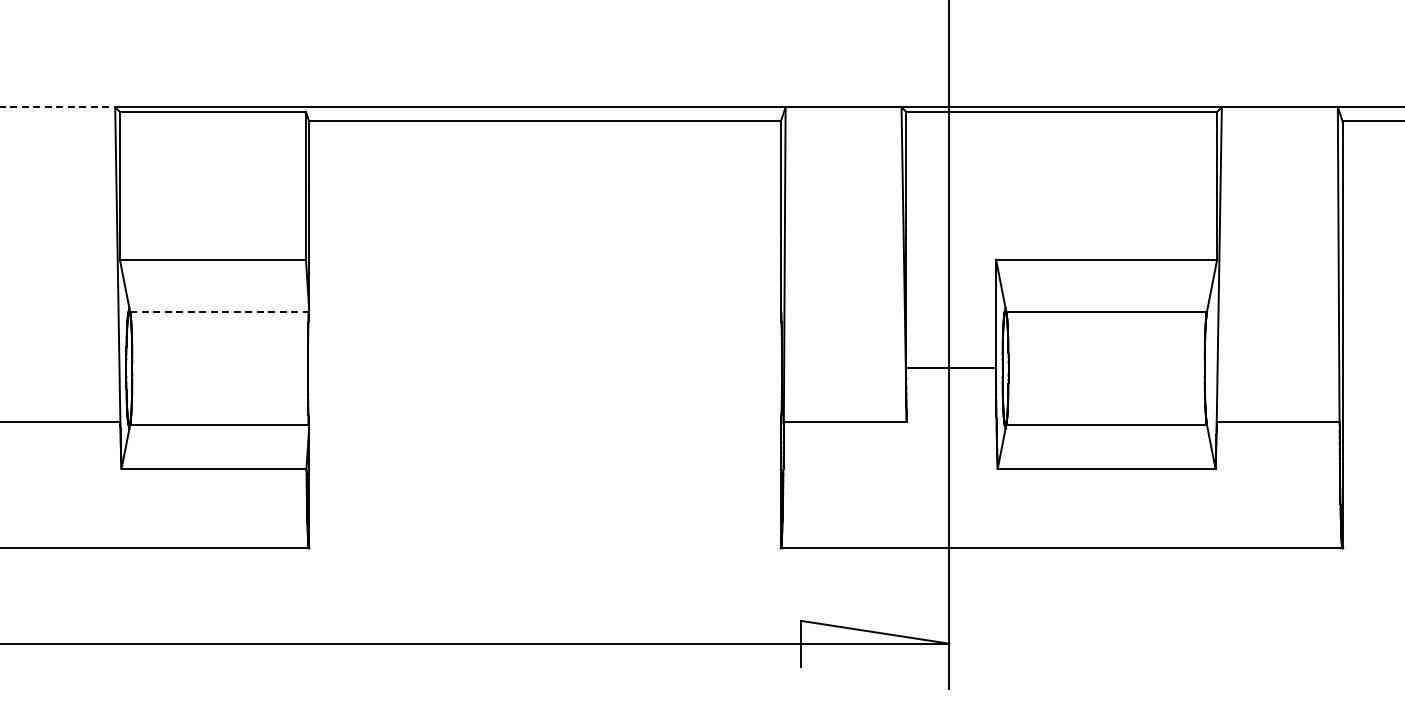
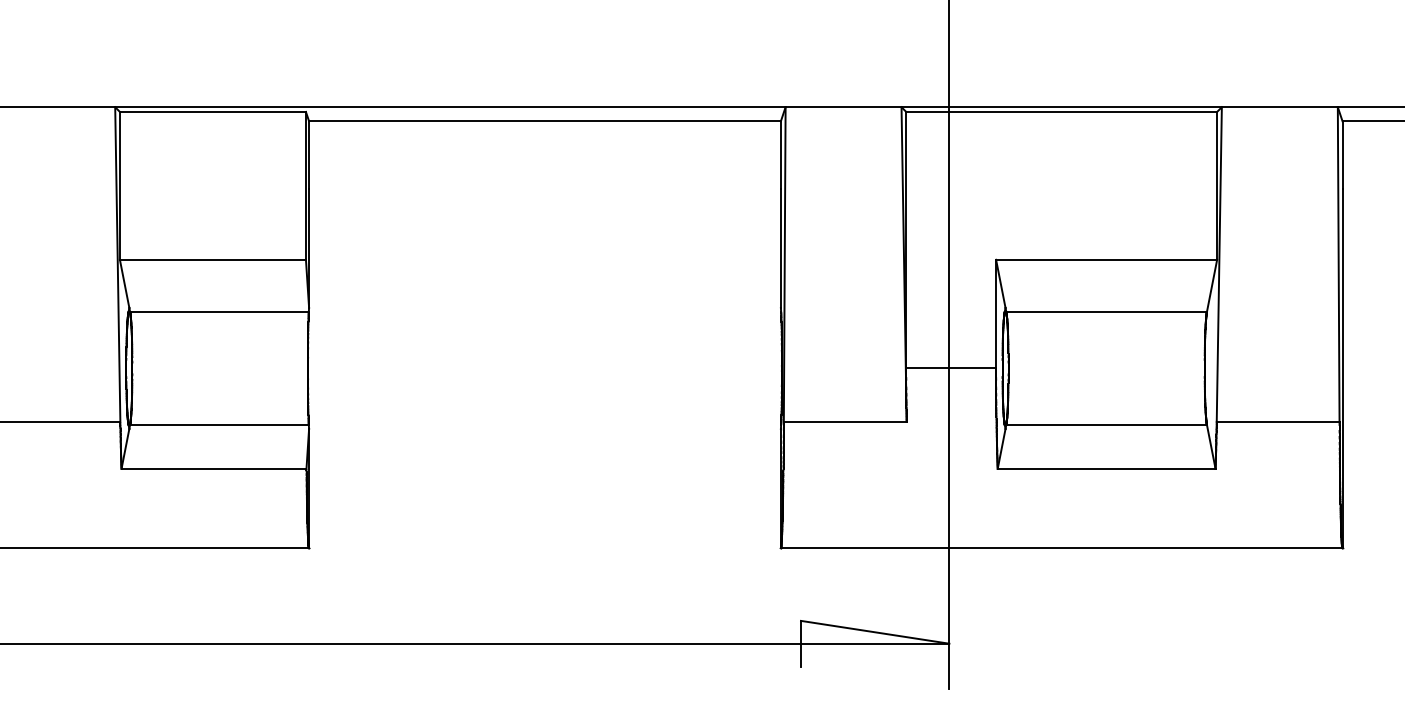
line: dashed -> solid (58, 107)
line: dashed -> solid (219, 312)
